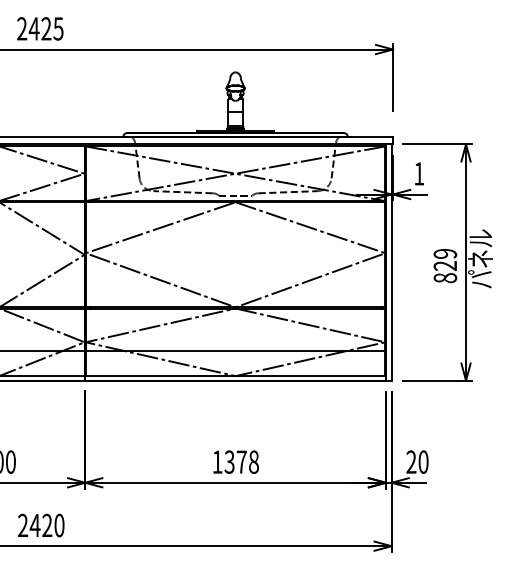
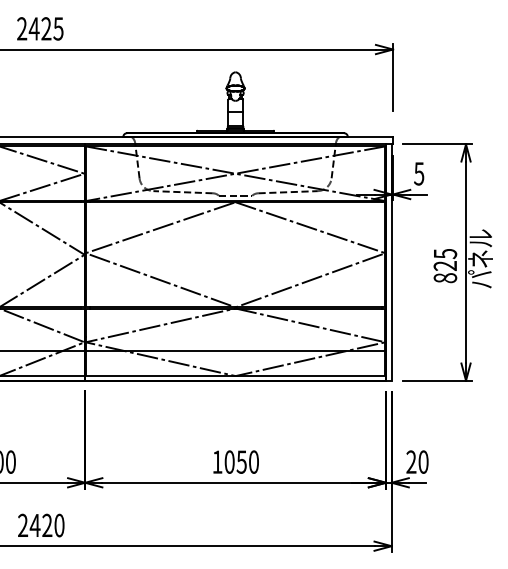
text: 1 -> 5 (419, 173)
text: 829 -> 825 (445, 254)
text: 1378 -> 1050 (241, 461)
